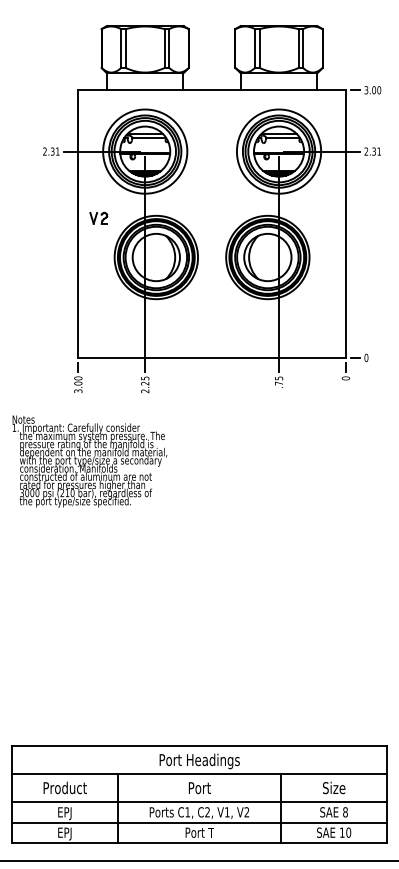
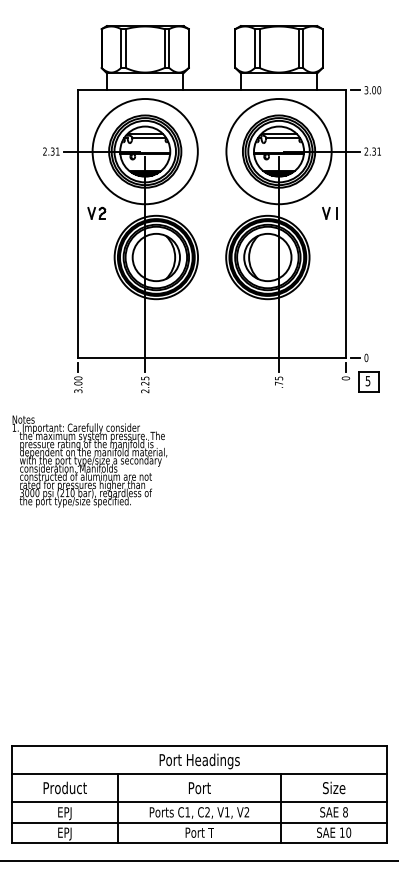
circle diameter: 84 px -> 105 px (144, 151)
circle diameter: 84 px -> 105 px (278, 151)
part: none -> present (329, 213)
part position: (98, 217) -> (96, 212) (96, 212)
part: none -> present (368, 381)
